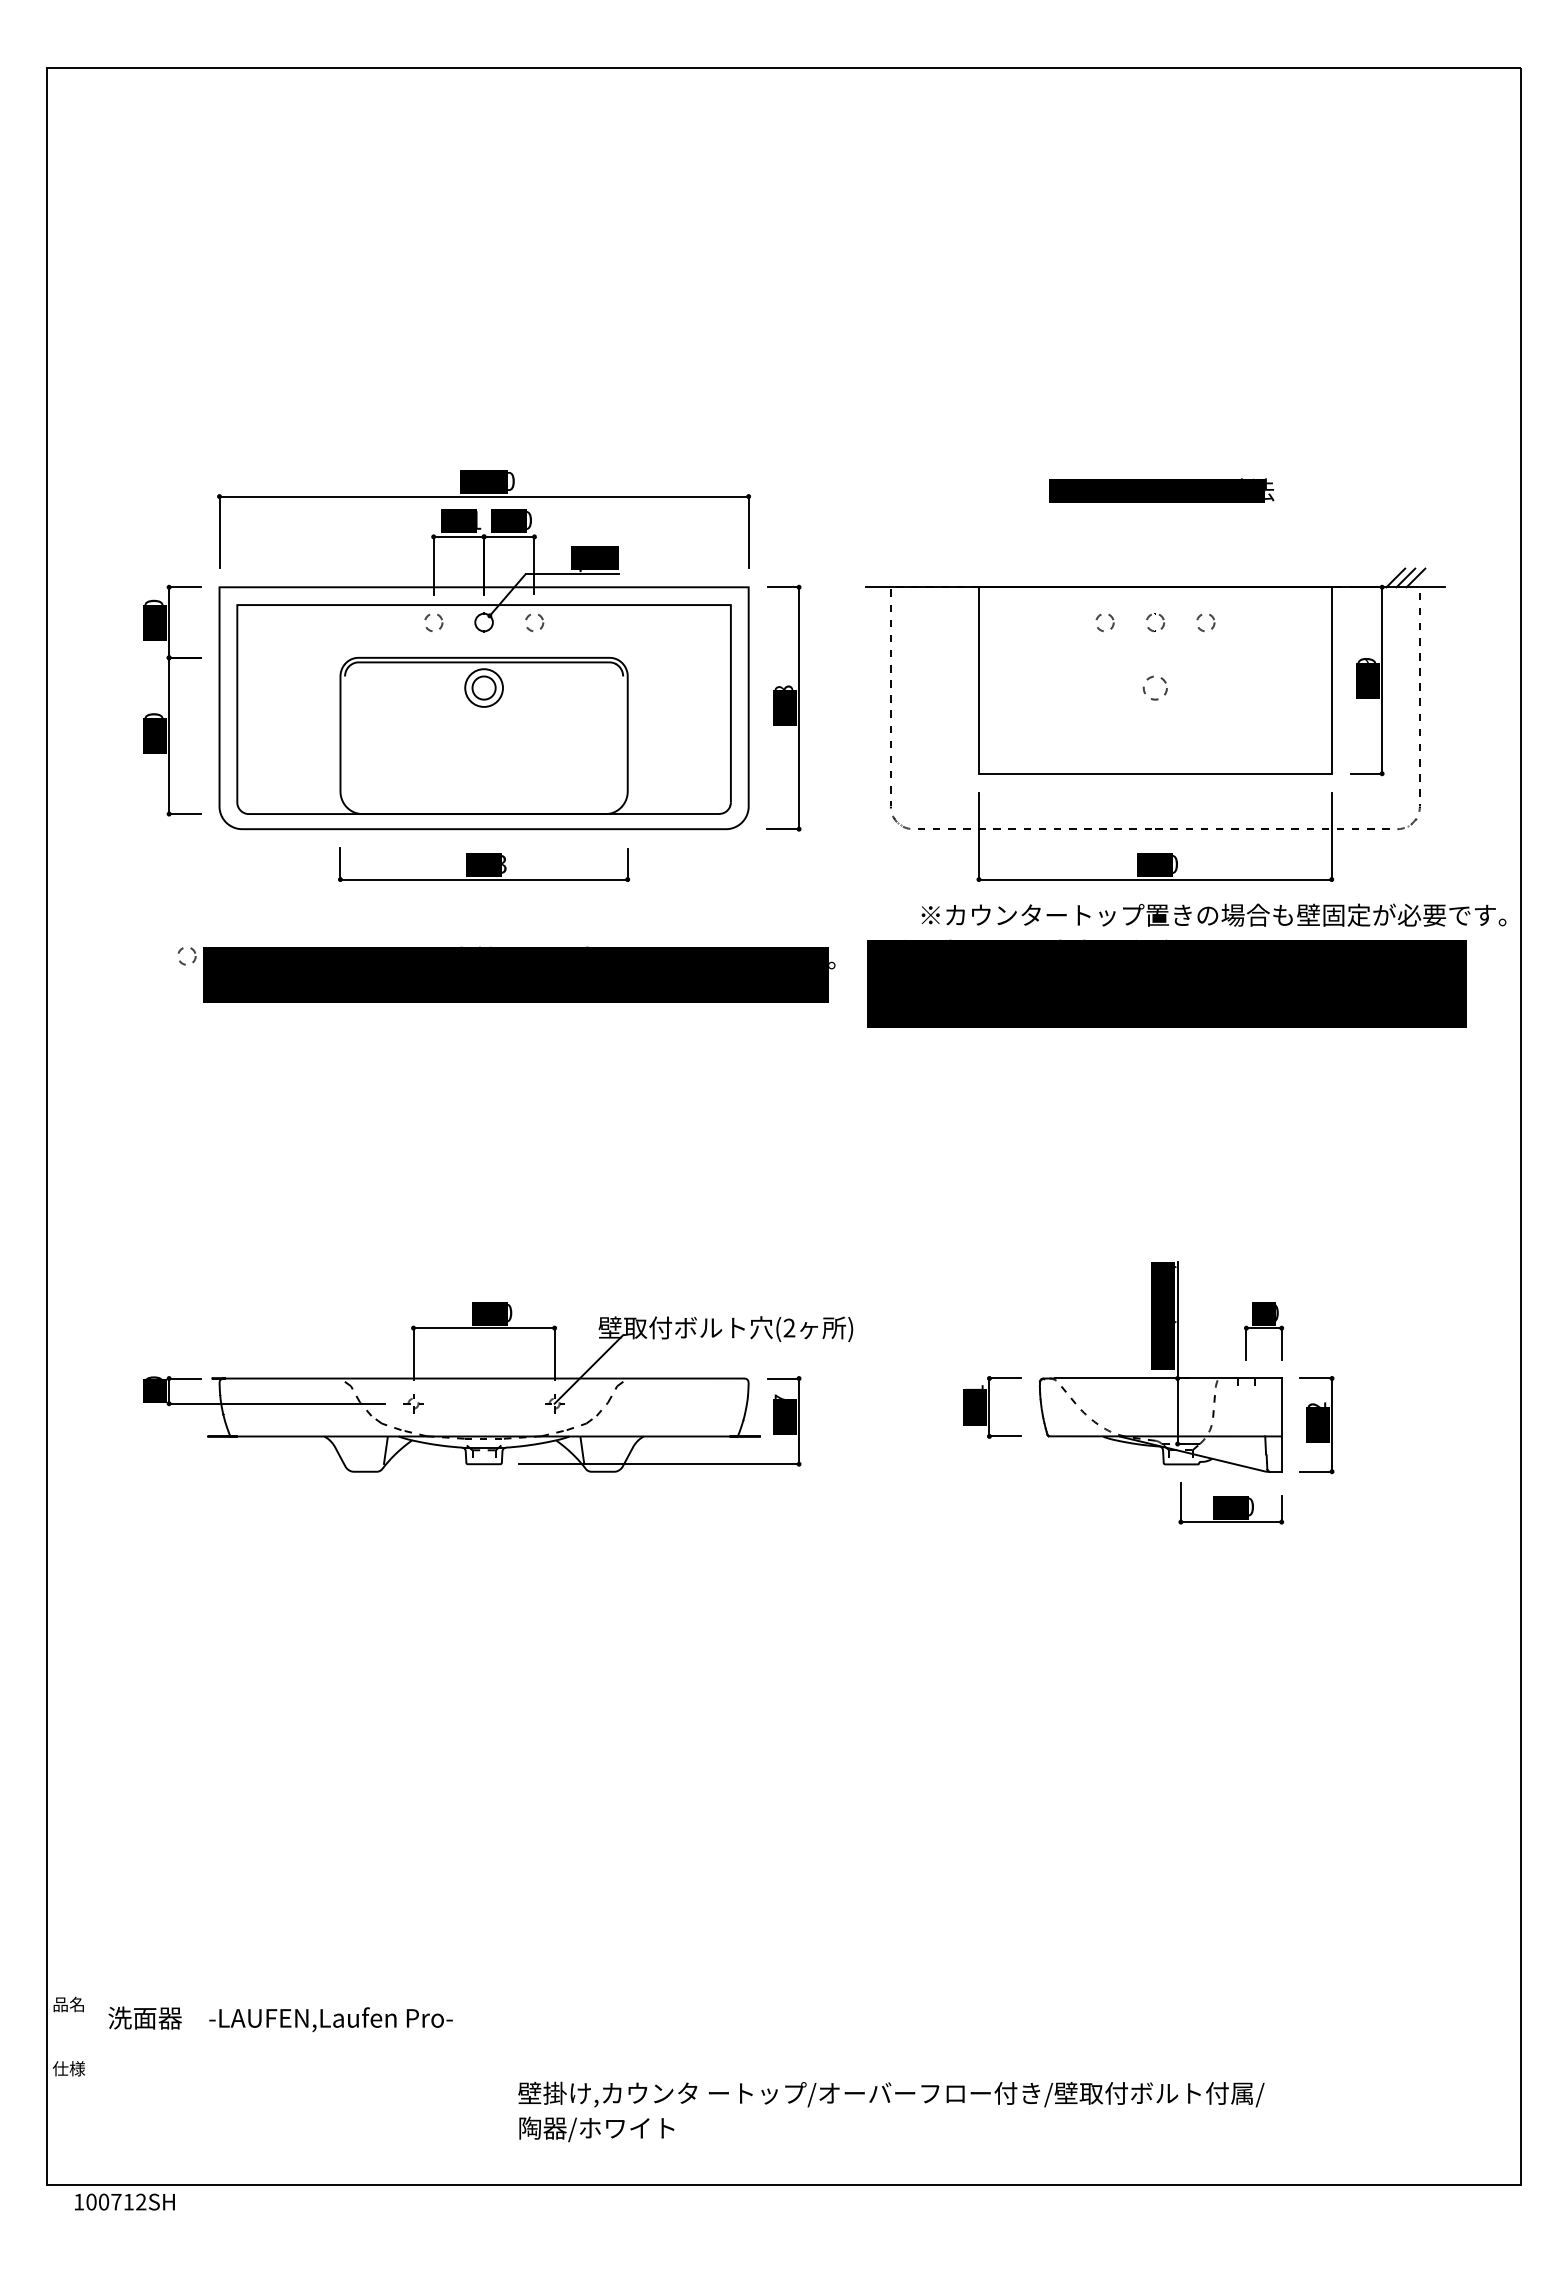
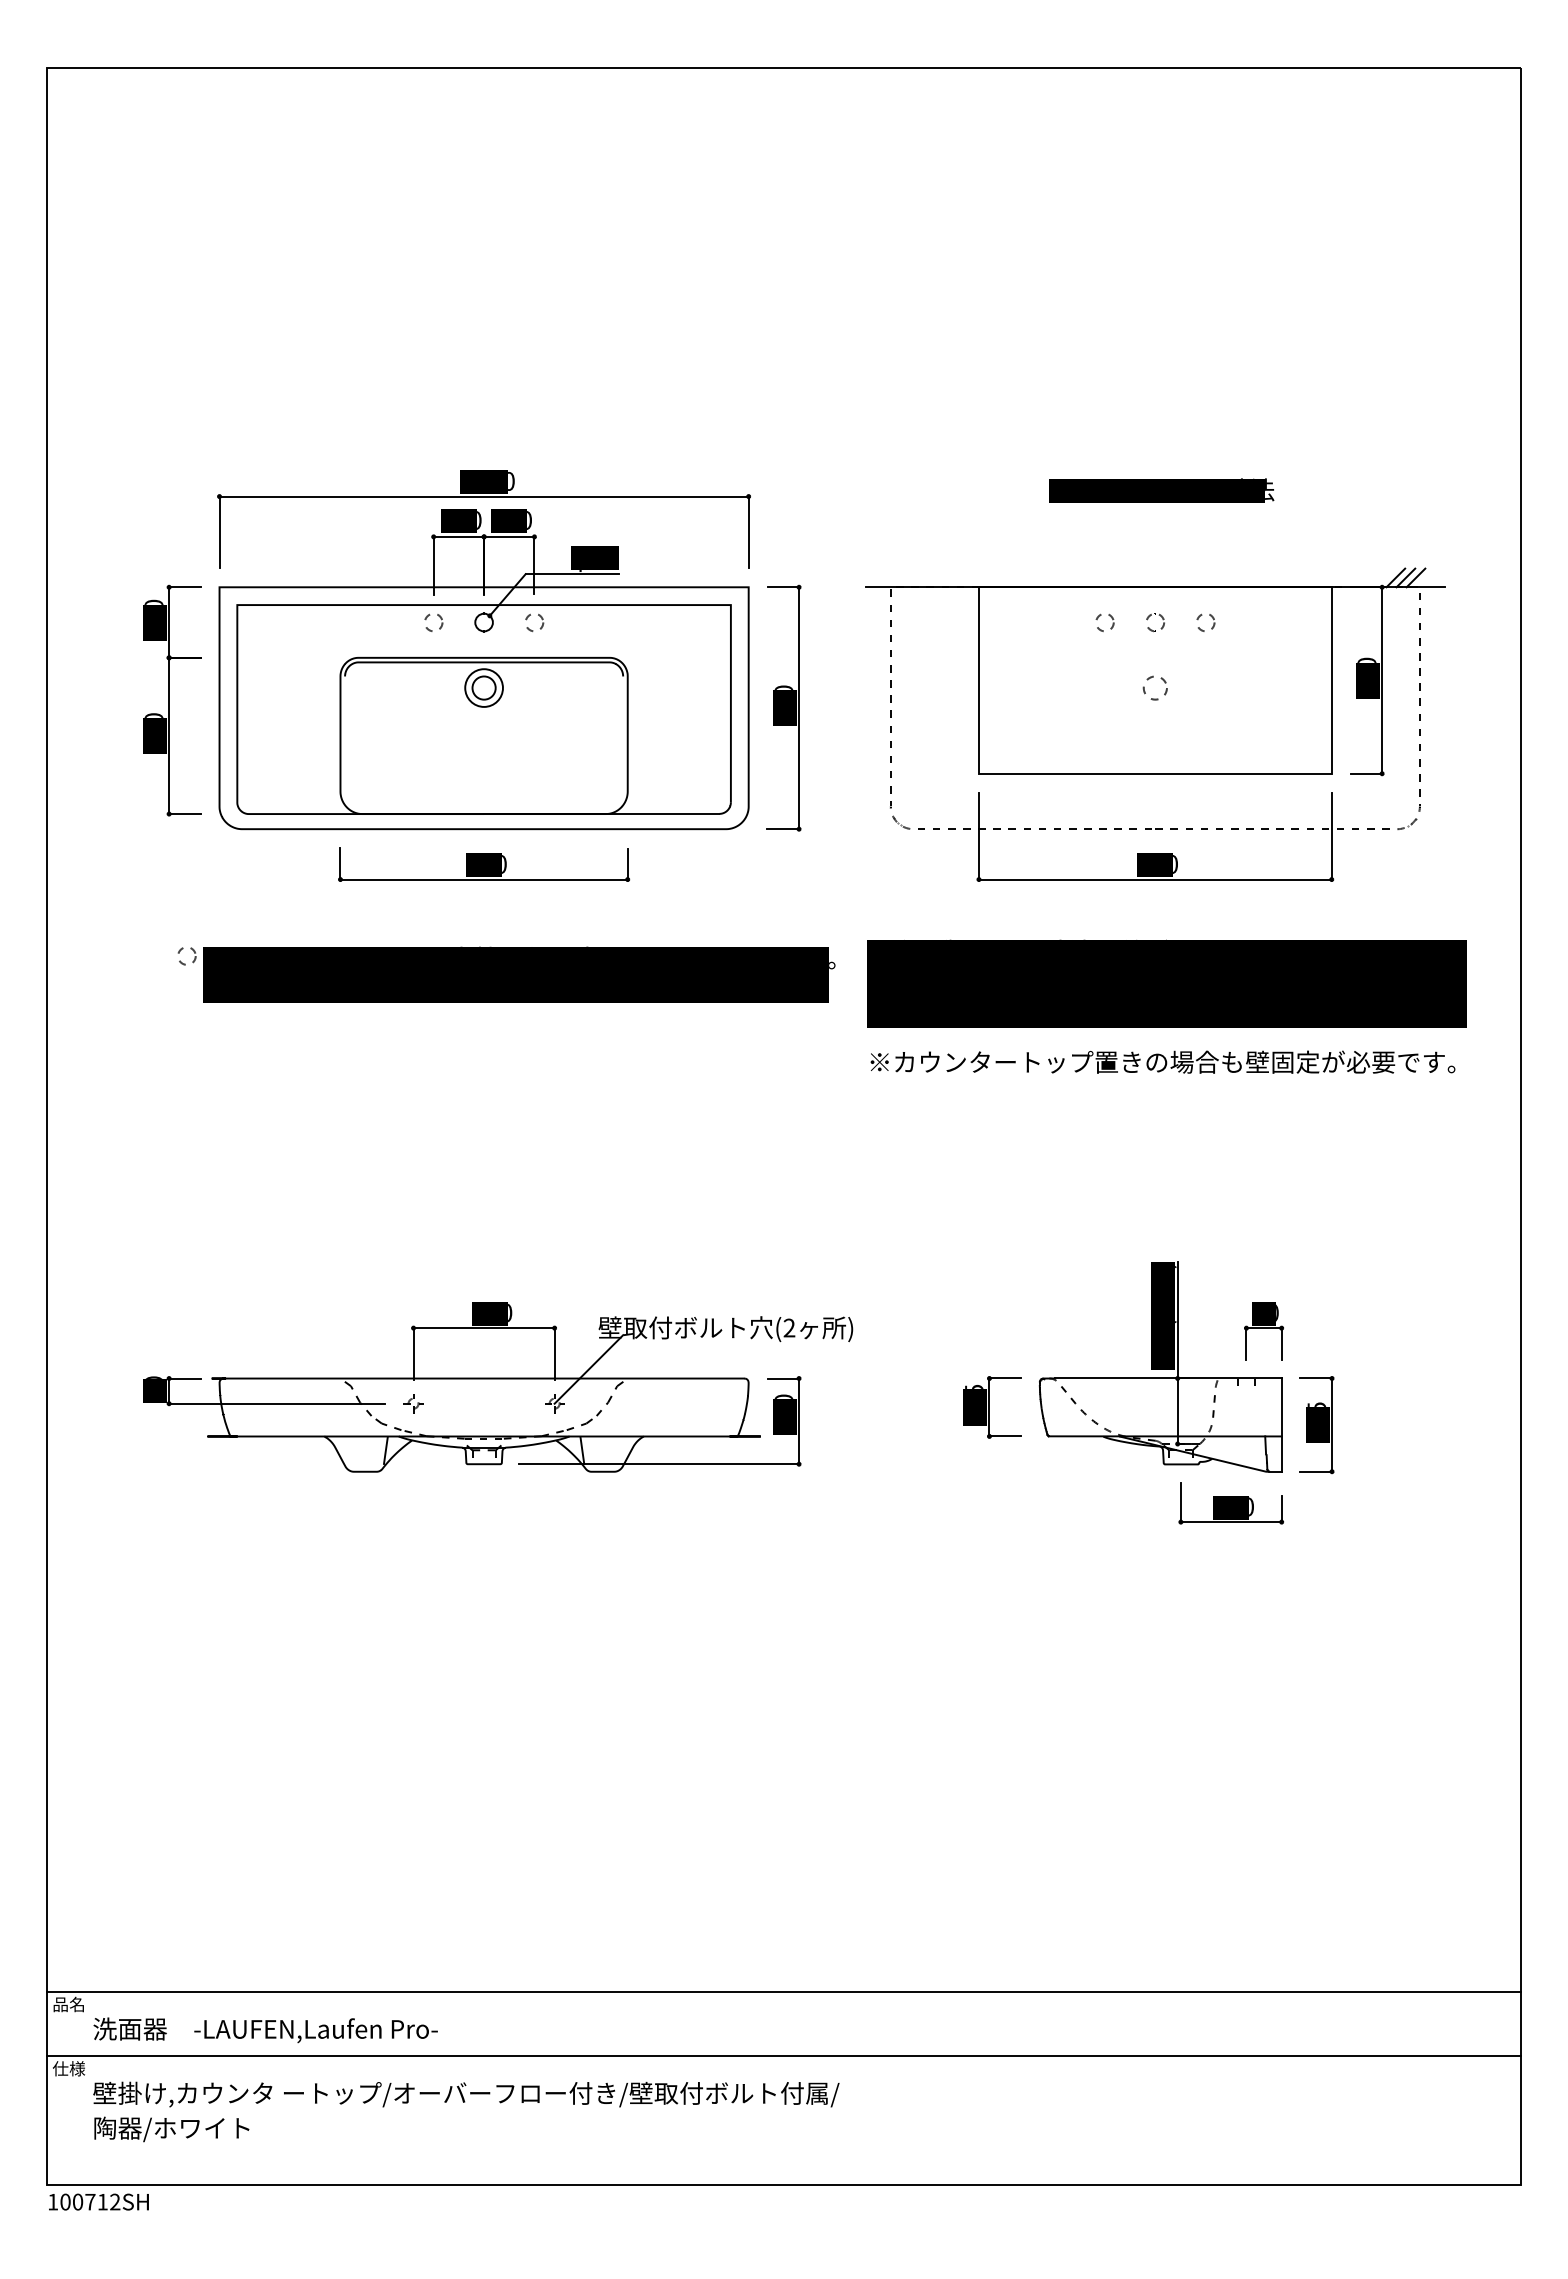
text: 101 -> 100 (479, 520)
text: 379 -> 370 (1366, 659)
text: 488 -> 480 (784, 687)
text: 333 -> 570 (504, 864)
text position: (1213, 914) -> (1162, 1061) (1162, 1061)
text: 131 -> 115 (974, 1386)
text: 227 -> 170 (783, 1396)
text: 122 -> 185 (1316, 1404)
line: none -> present (783, 1992)
text position: (280, 2019) -> (265, 2030) (265, 2030)
line: none -> present (783, 2056)
text position: (891, 2111) -> (466, 2111) (466, 2111)
text position: (124, 2201) -> (98, 2201) (98, 2201)
